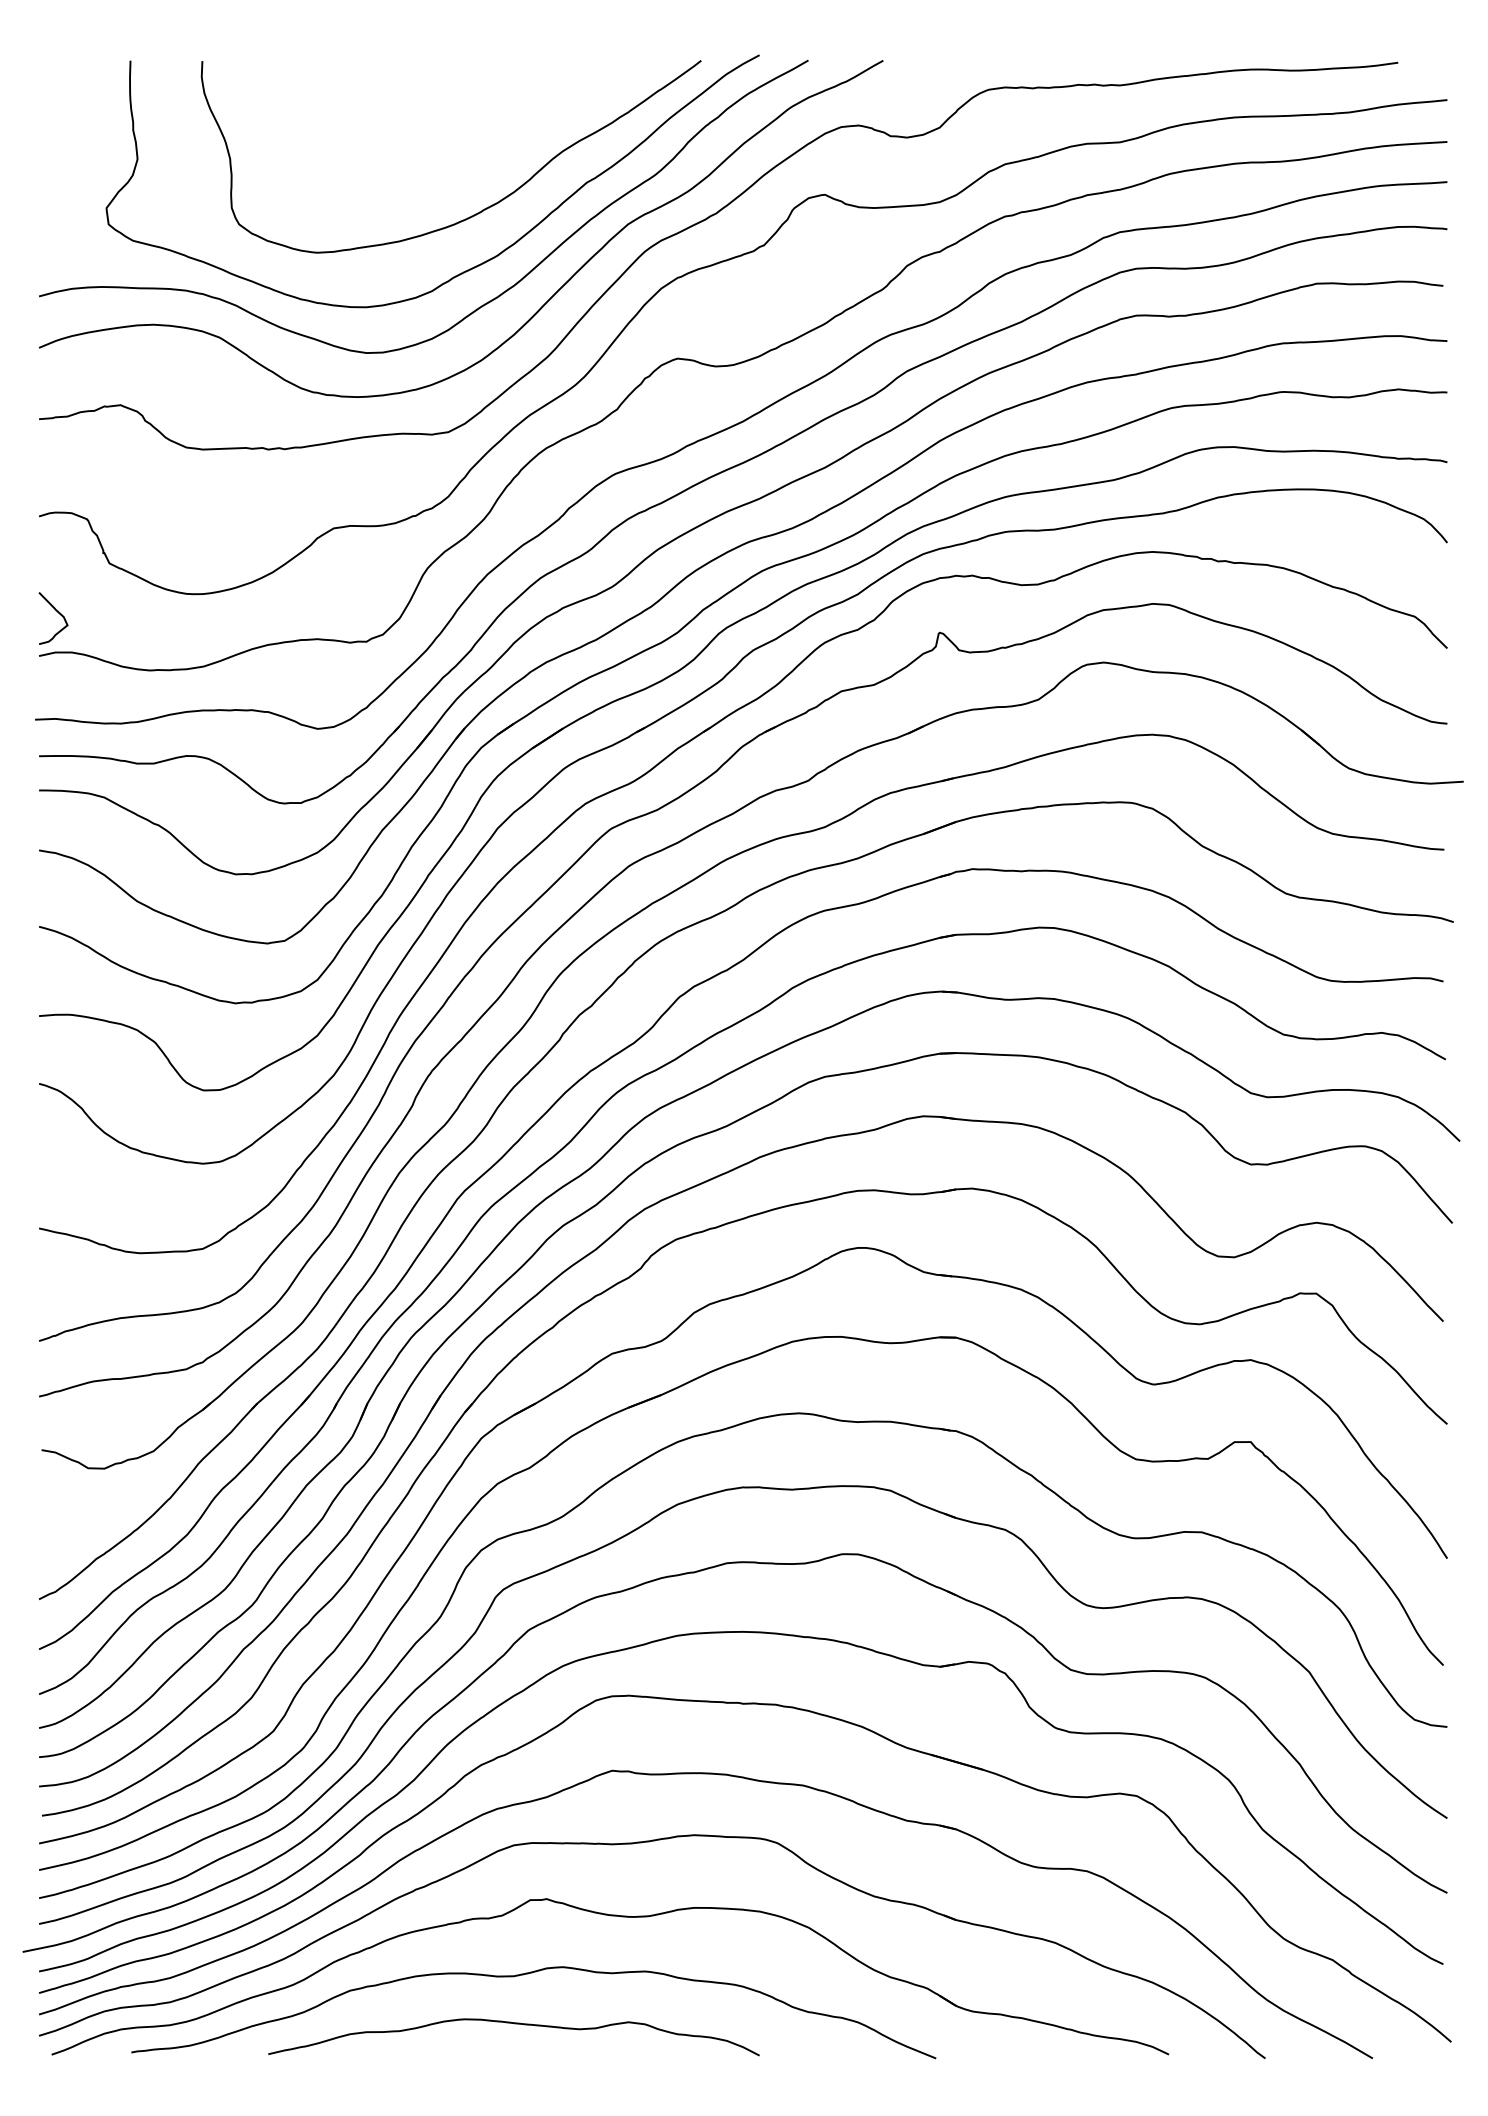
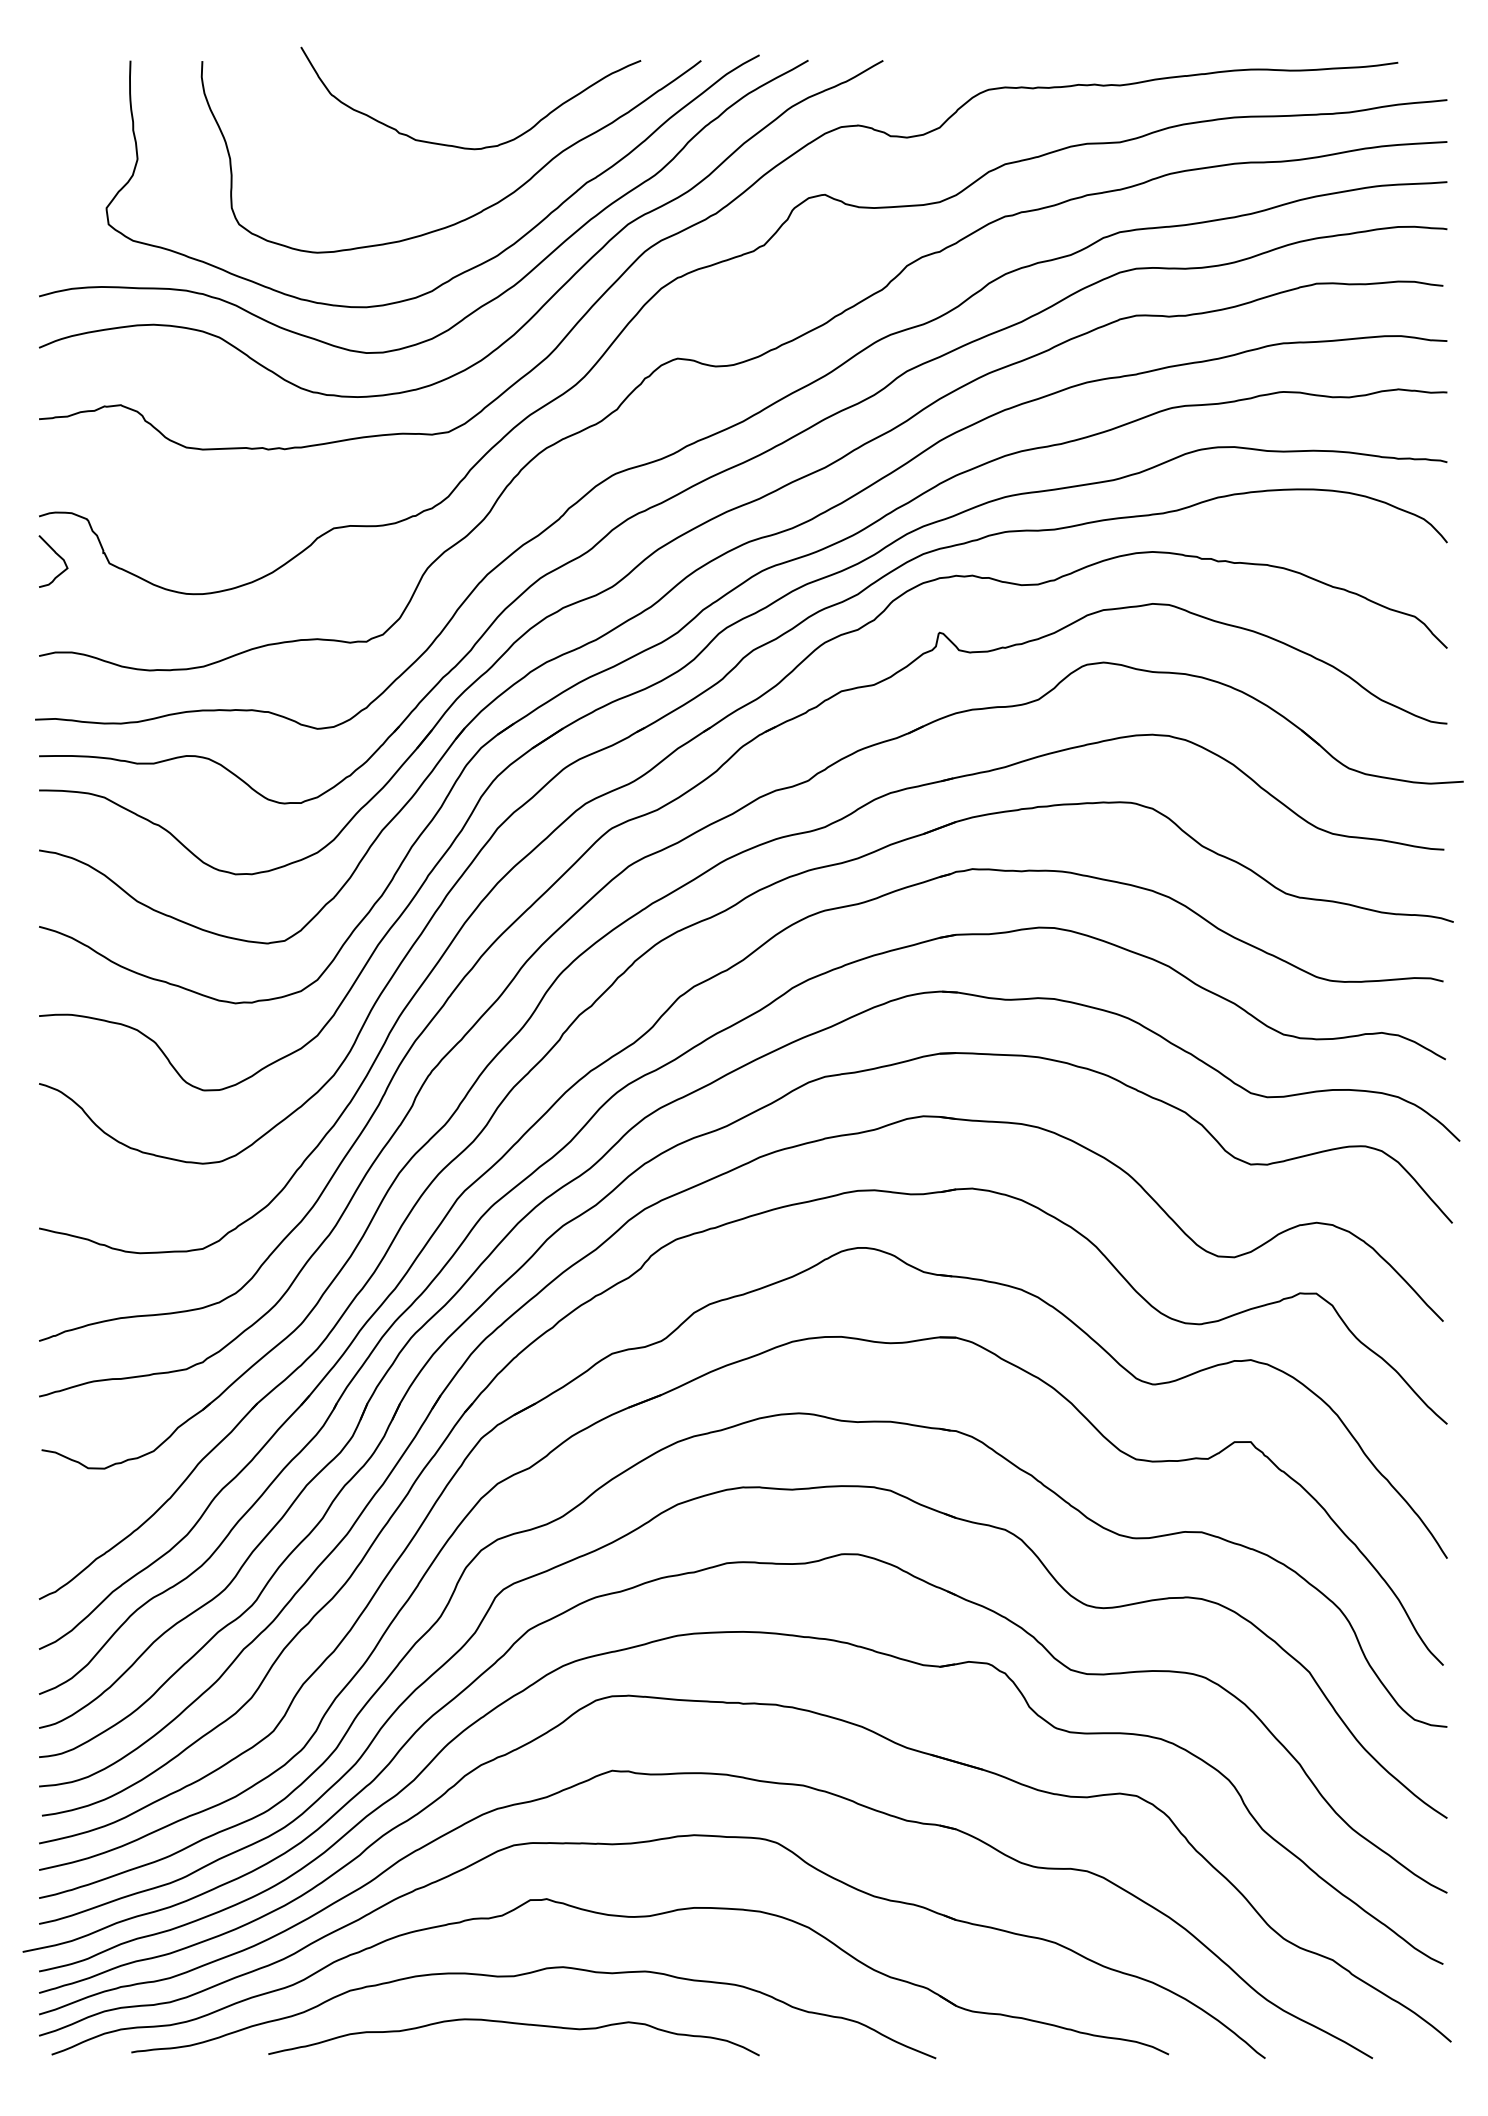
curve: none -> present (460, 146)
curve position: (58, 613) -> (58, 556) (58, 556)
